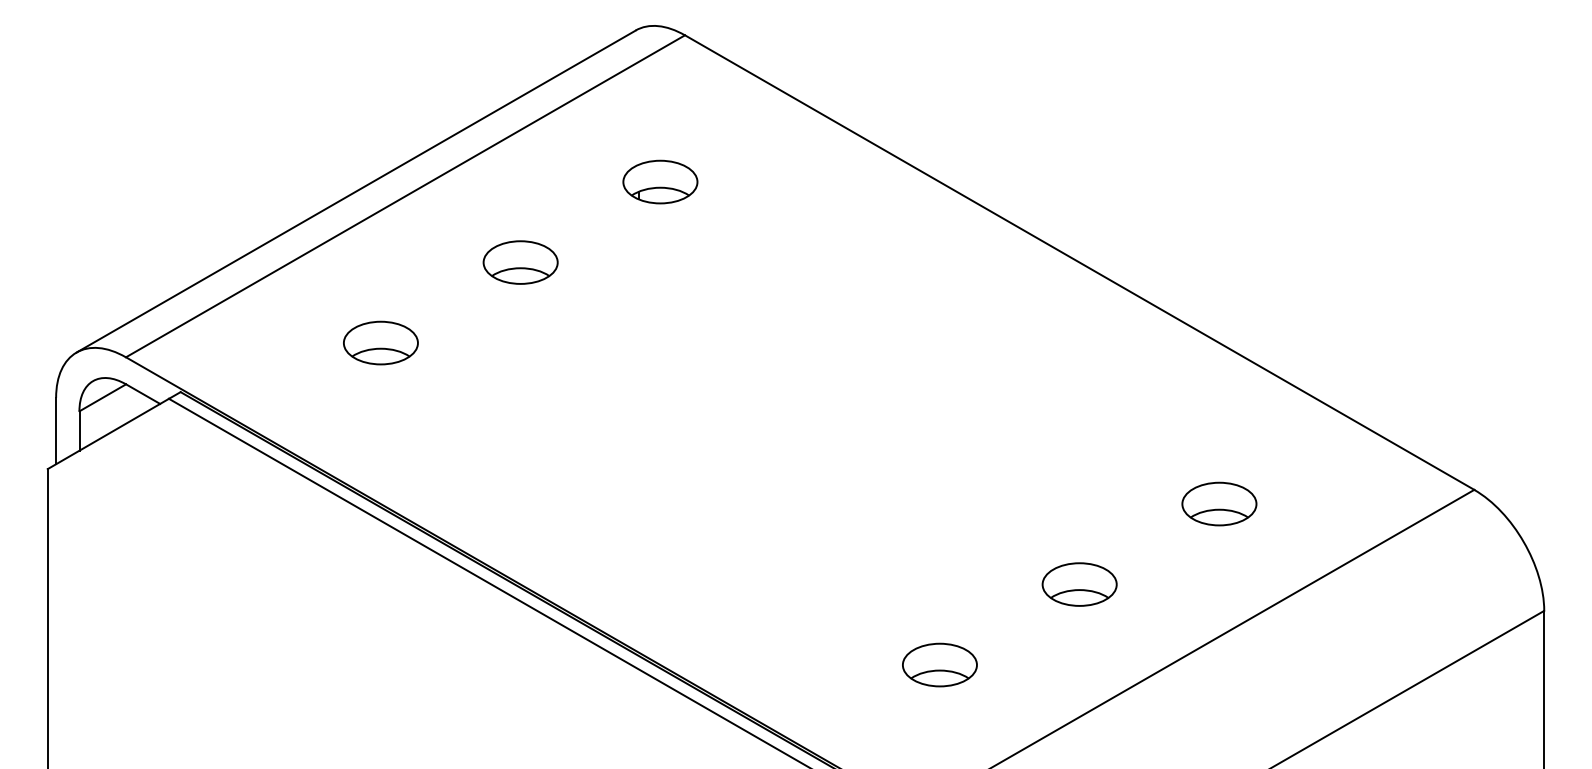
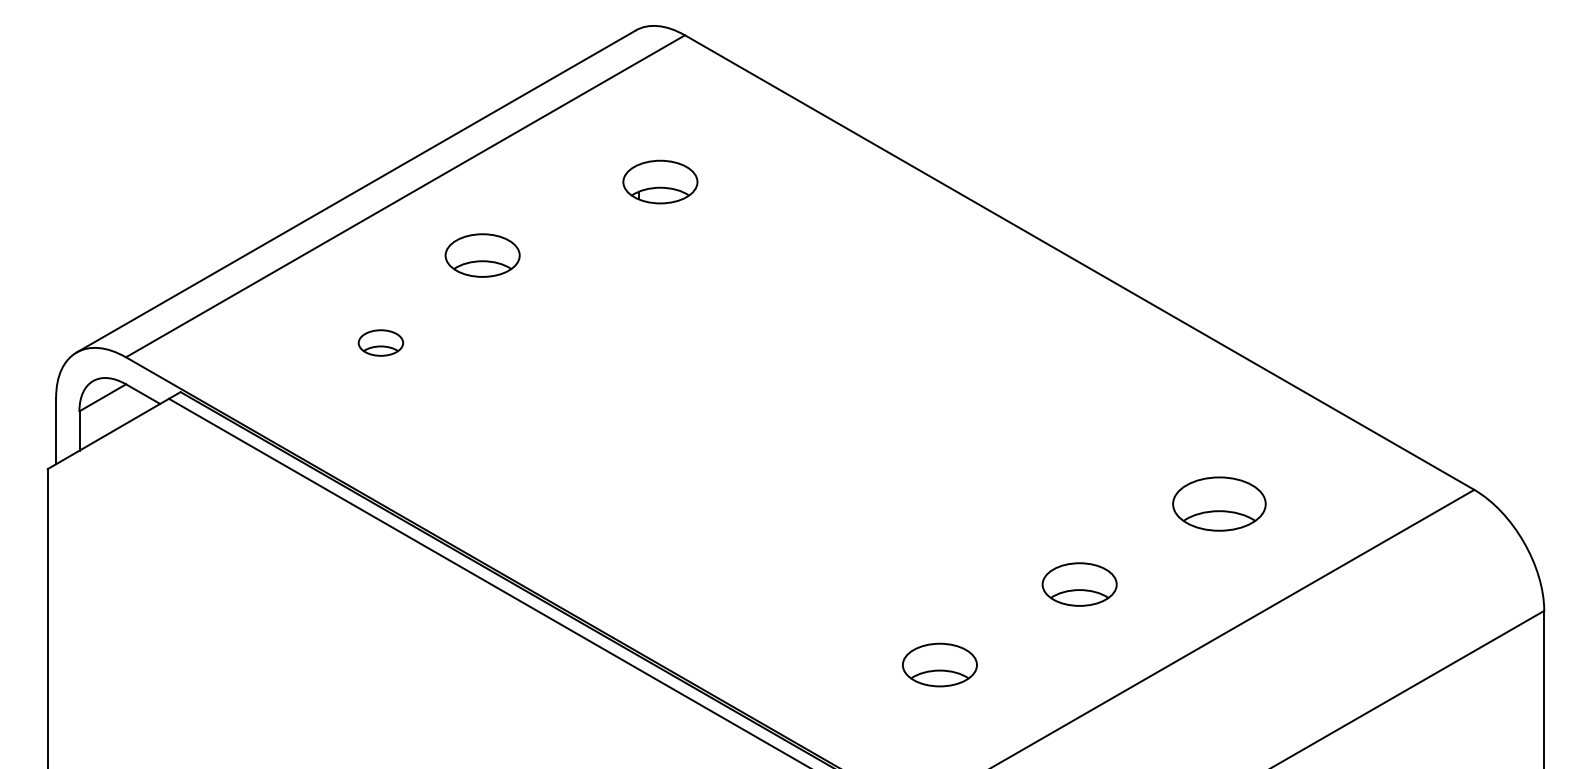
part position: (520, 262) -> (482, 255) (482, 255)
part size: 76x46 px -> 47x28 px (380, 342)
part size: 77x46 px -> 95x56 px (1219, 503)
